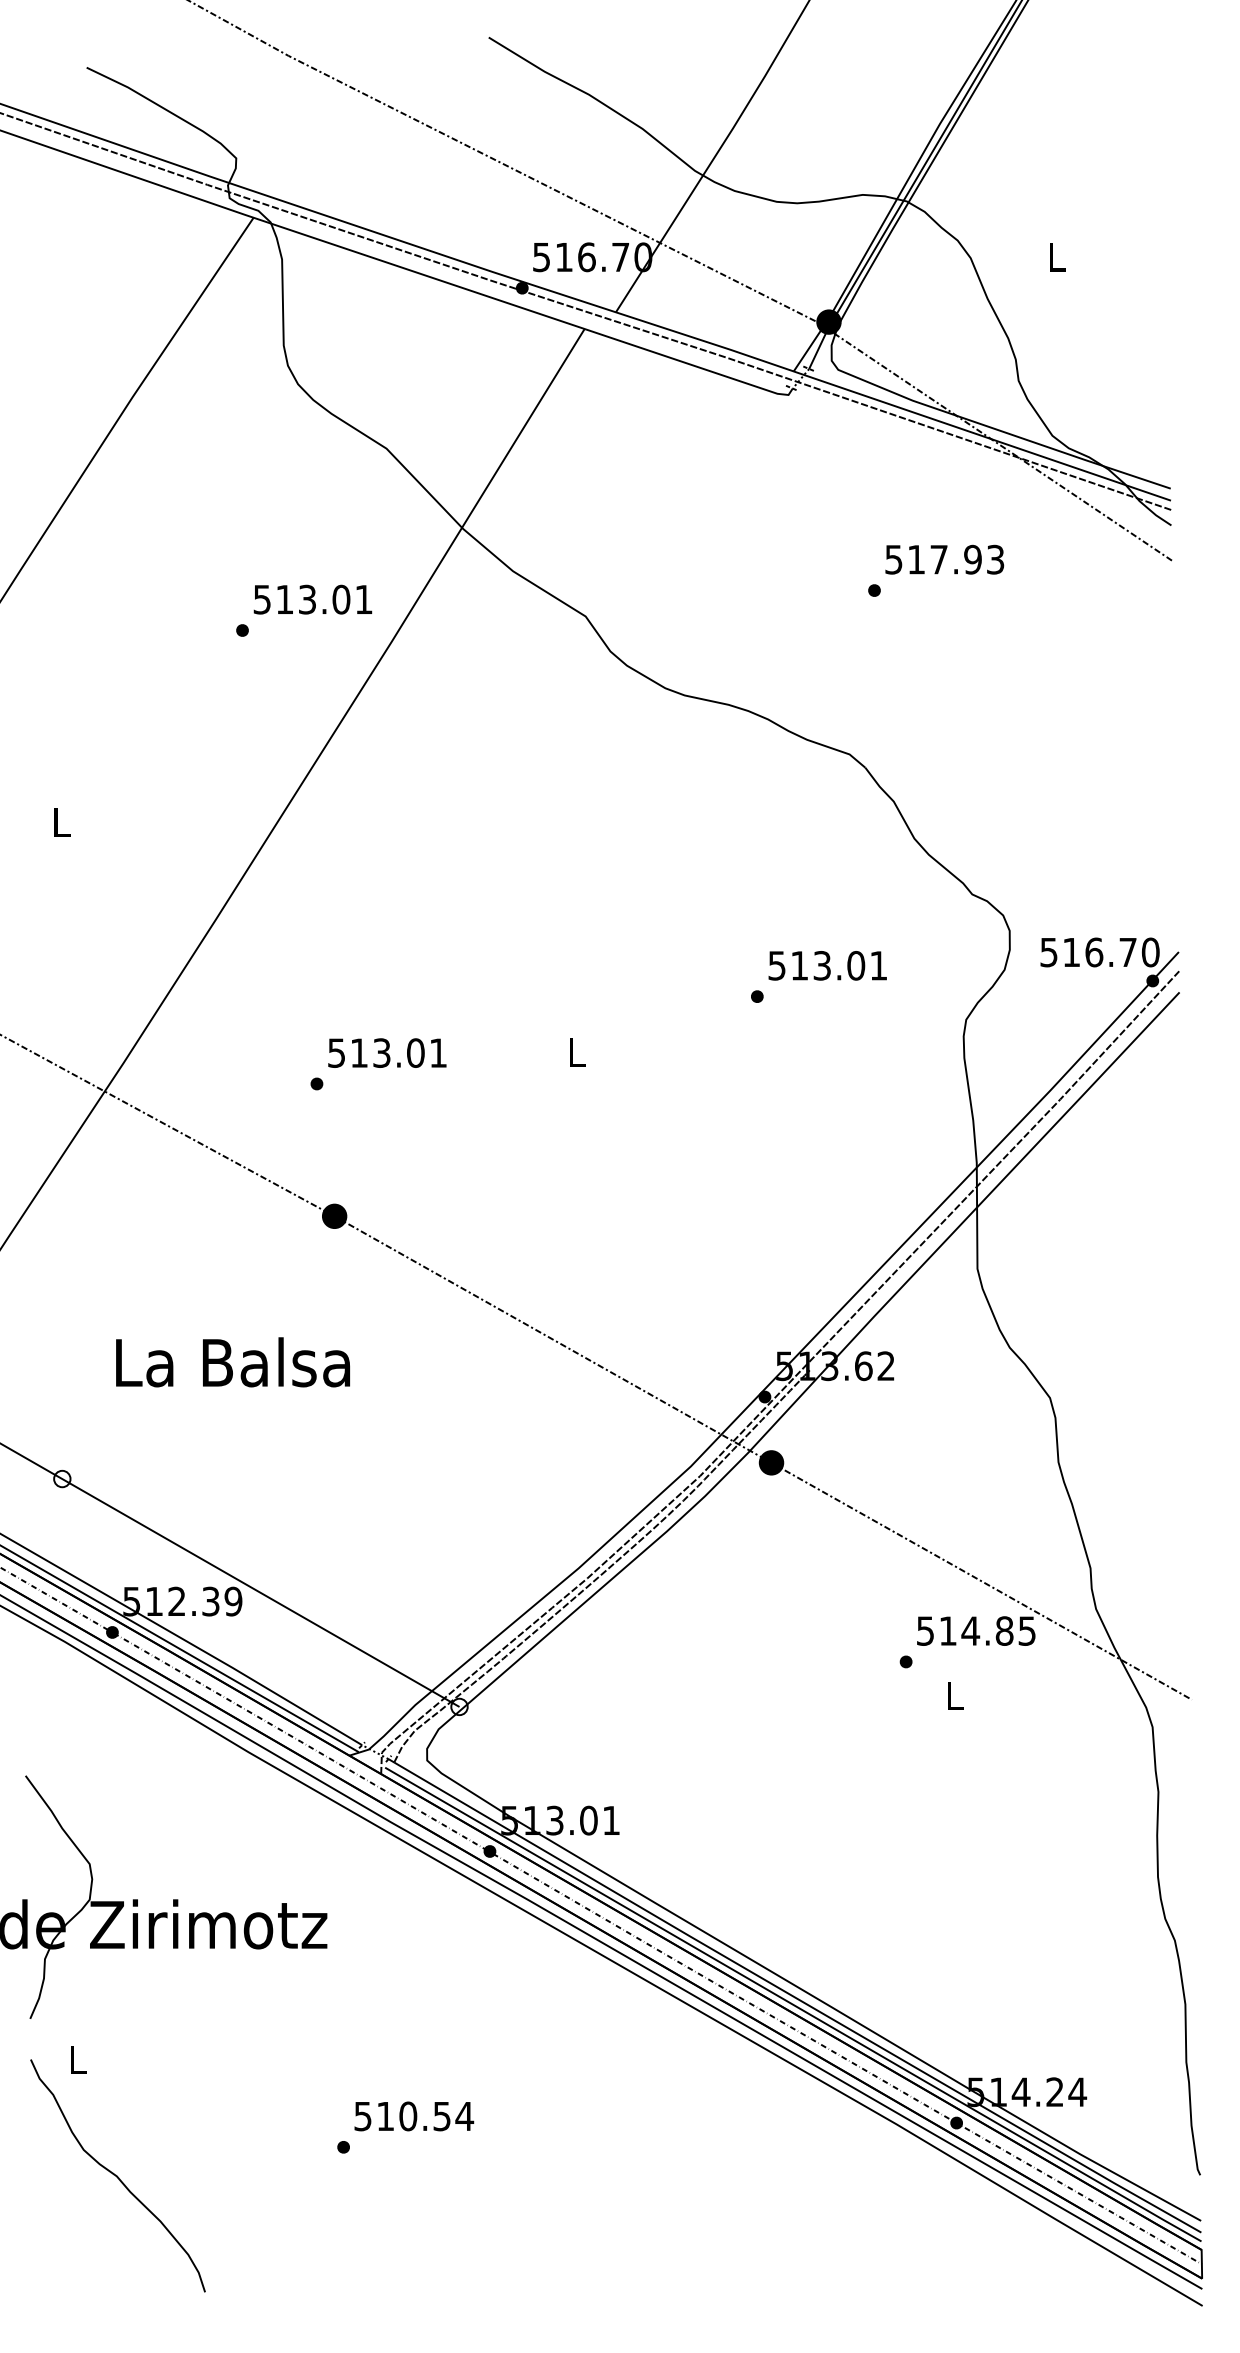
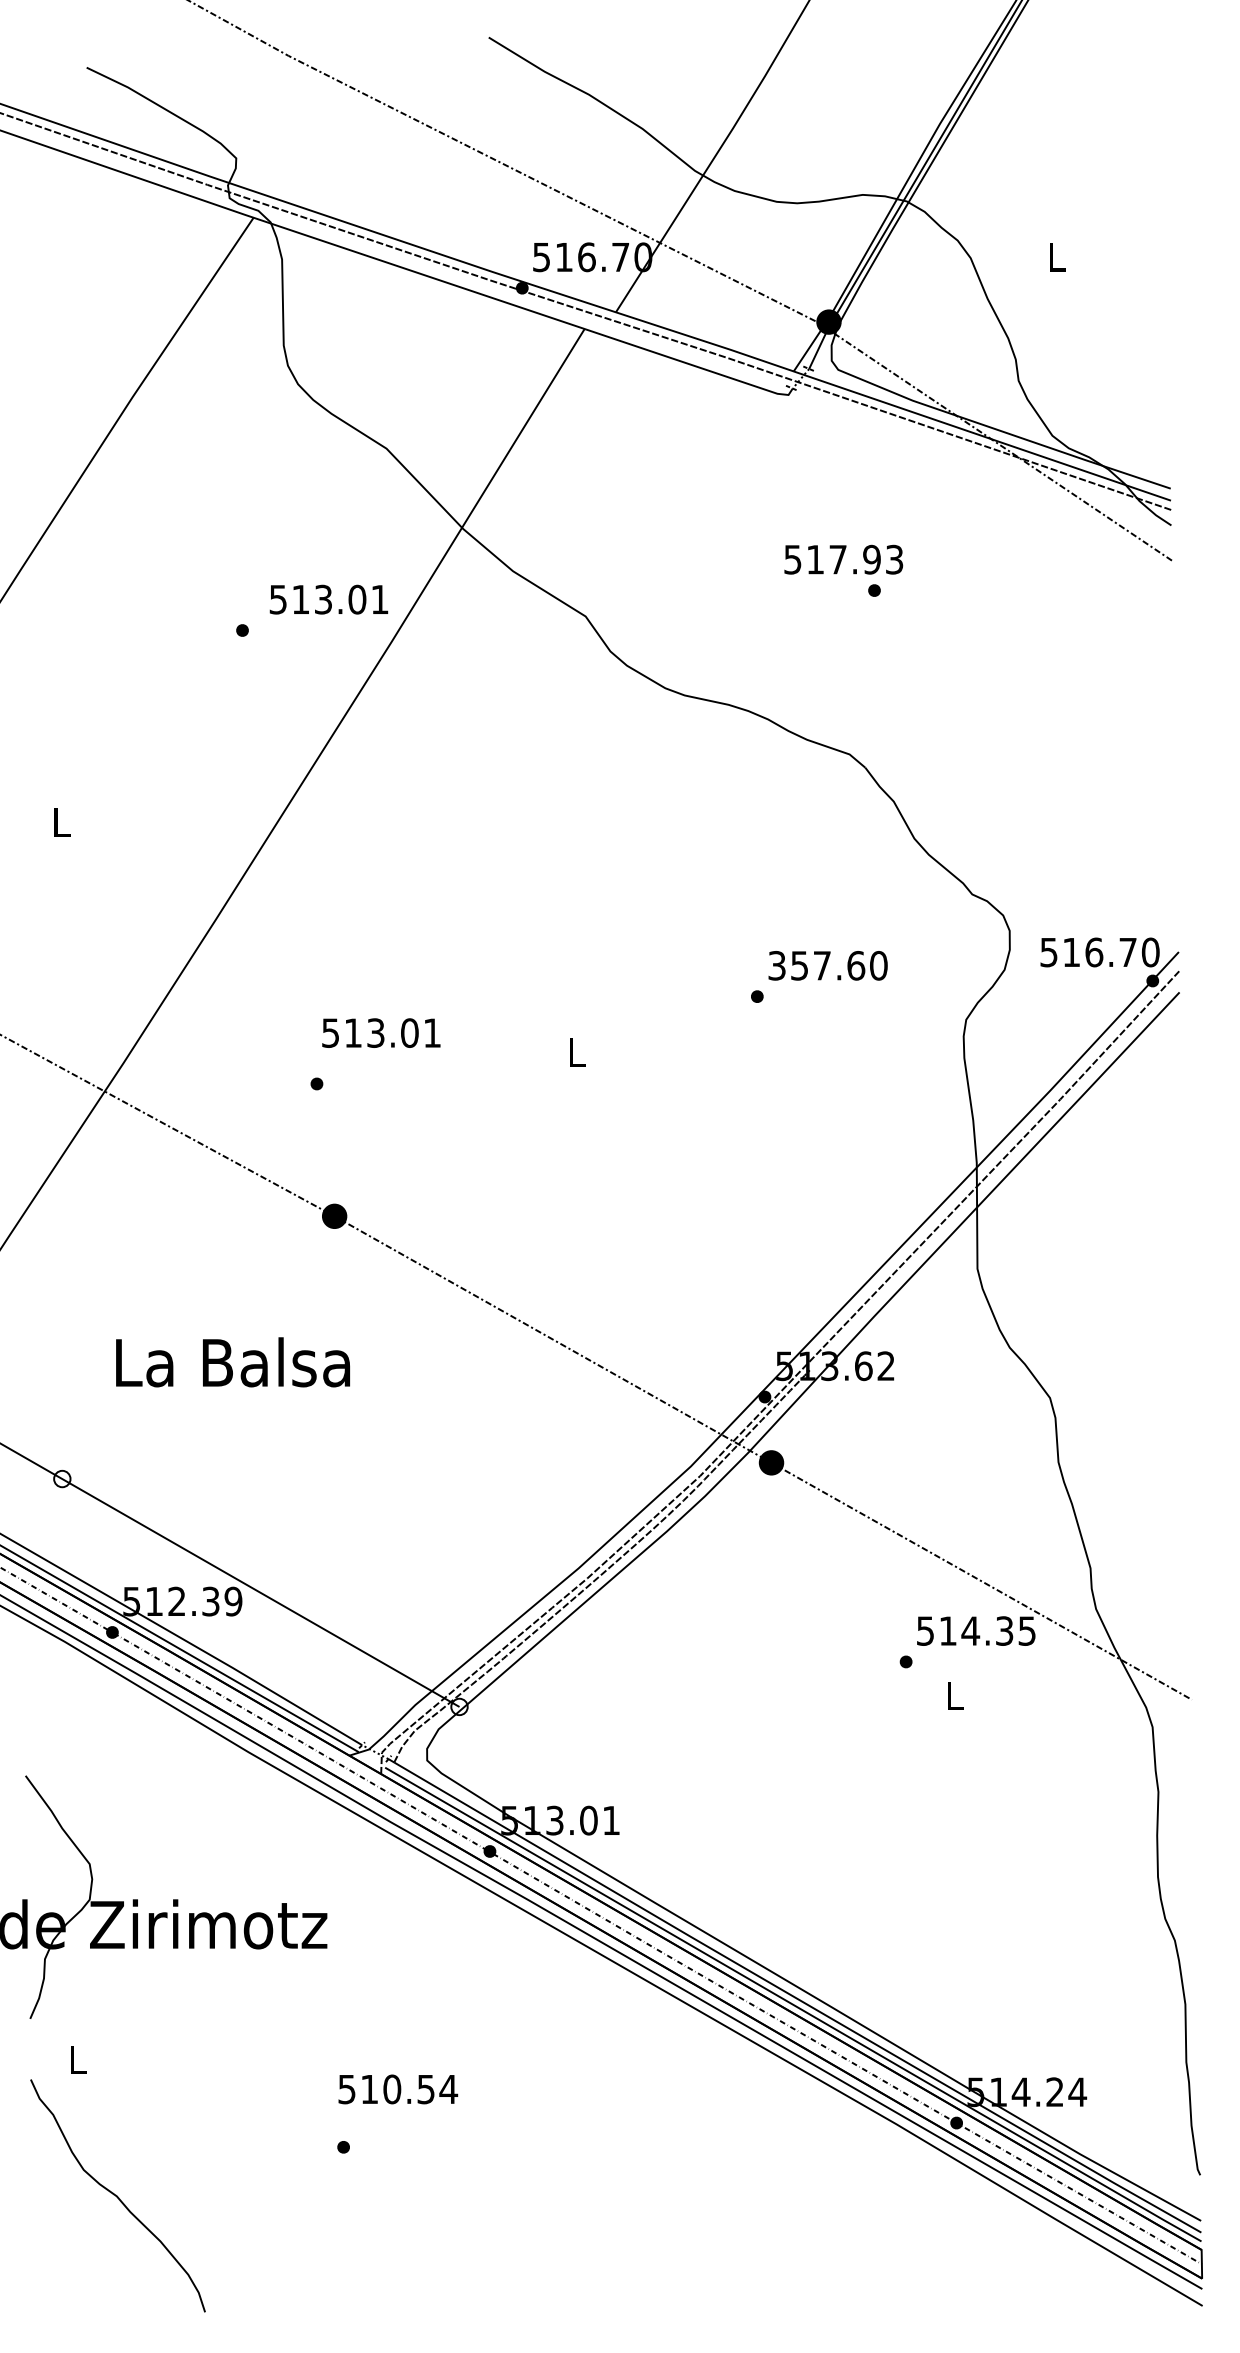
text position: (944, 559) -> (843, 559) (843, 559)
text position: (312, 599) -> (328, 599) (328, 599)
text: 513.01 -> 357.60 (828, 965)
text position: (387, 1052) -> (381, 1032) (381, 1032)
text: 514.85 -> 514.35 (1004, 1630)
text position: (414, 2116) -> (398, 2089) (398, 2089)
curve position: (117, 2175) -> (117, 2195) (117, 2195)
